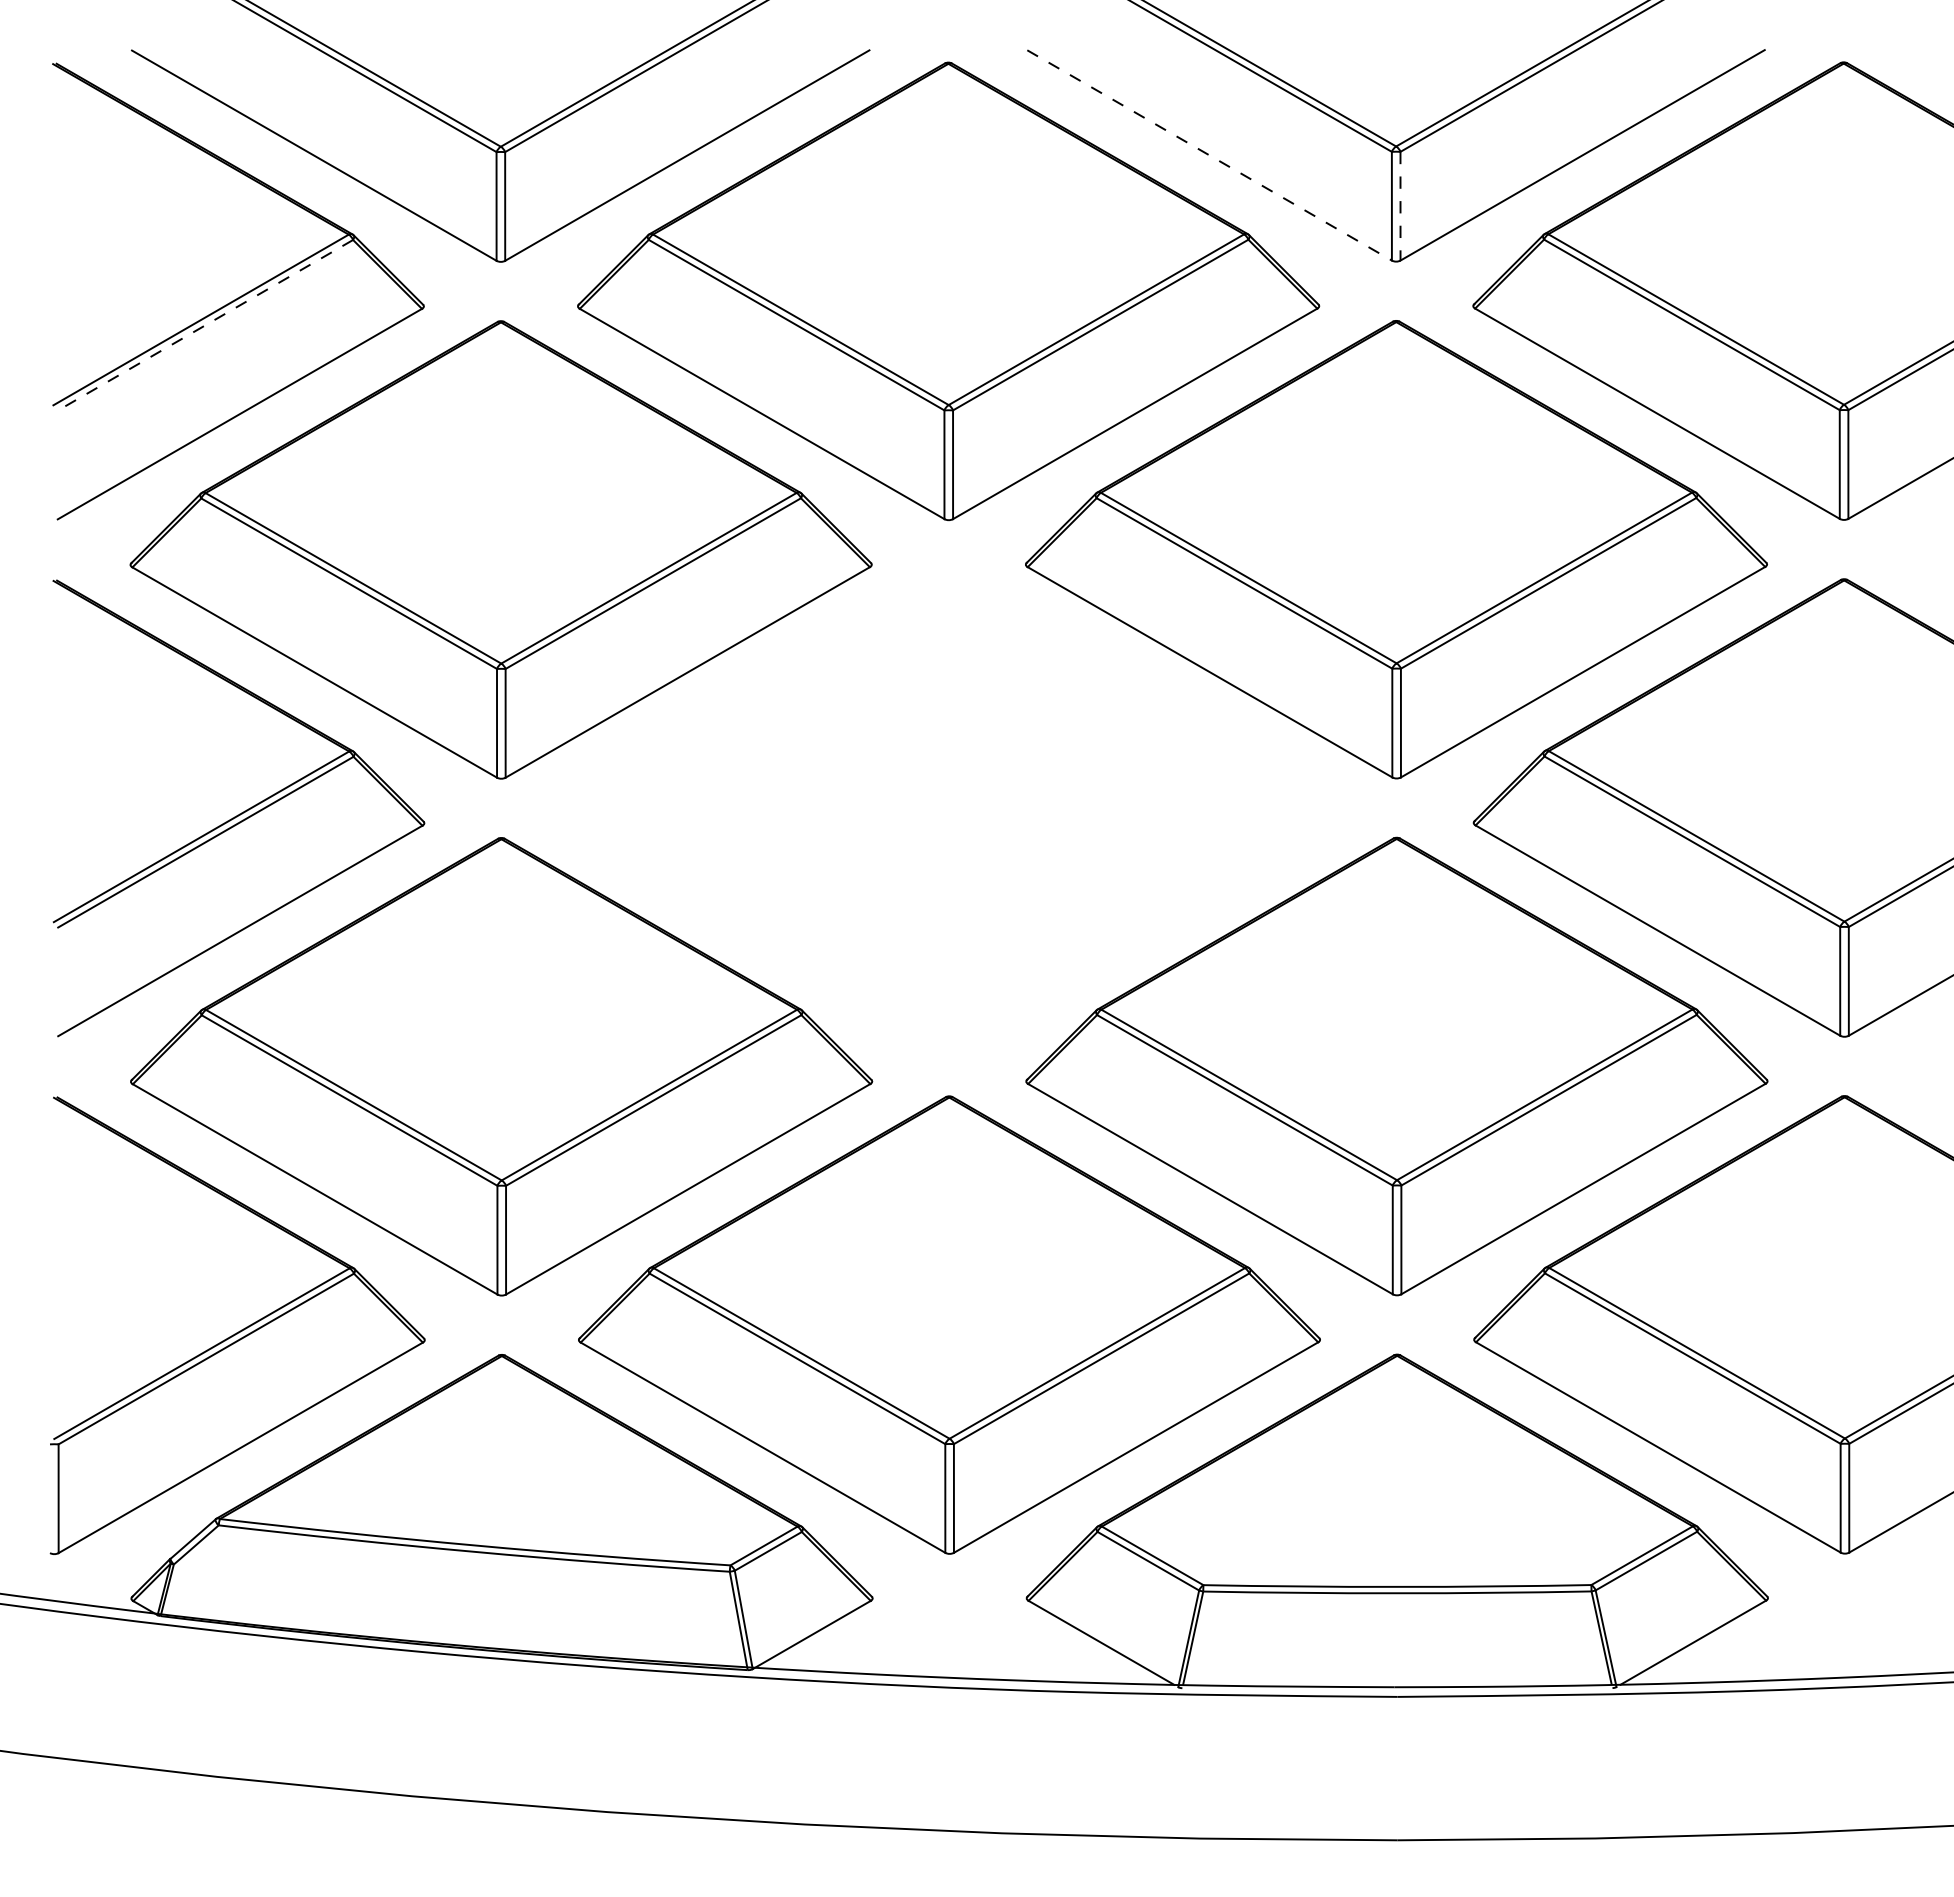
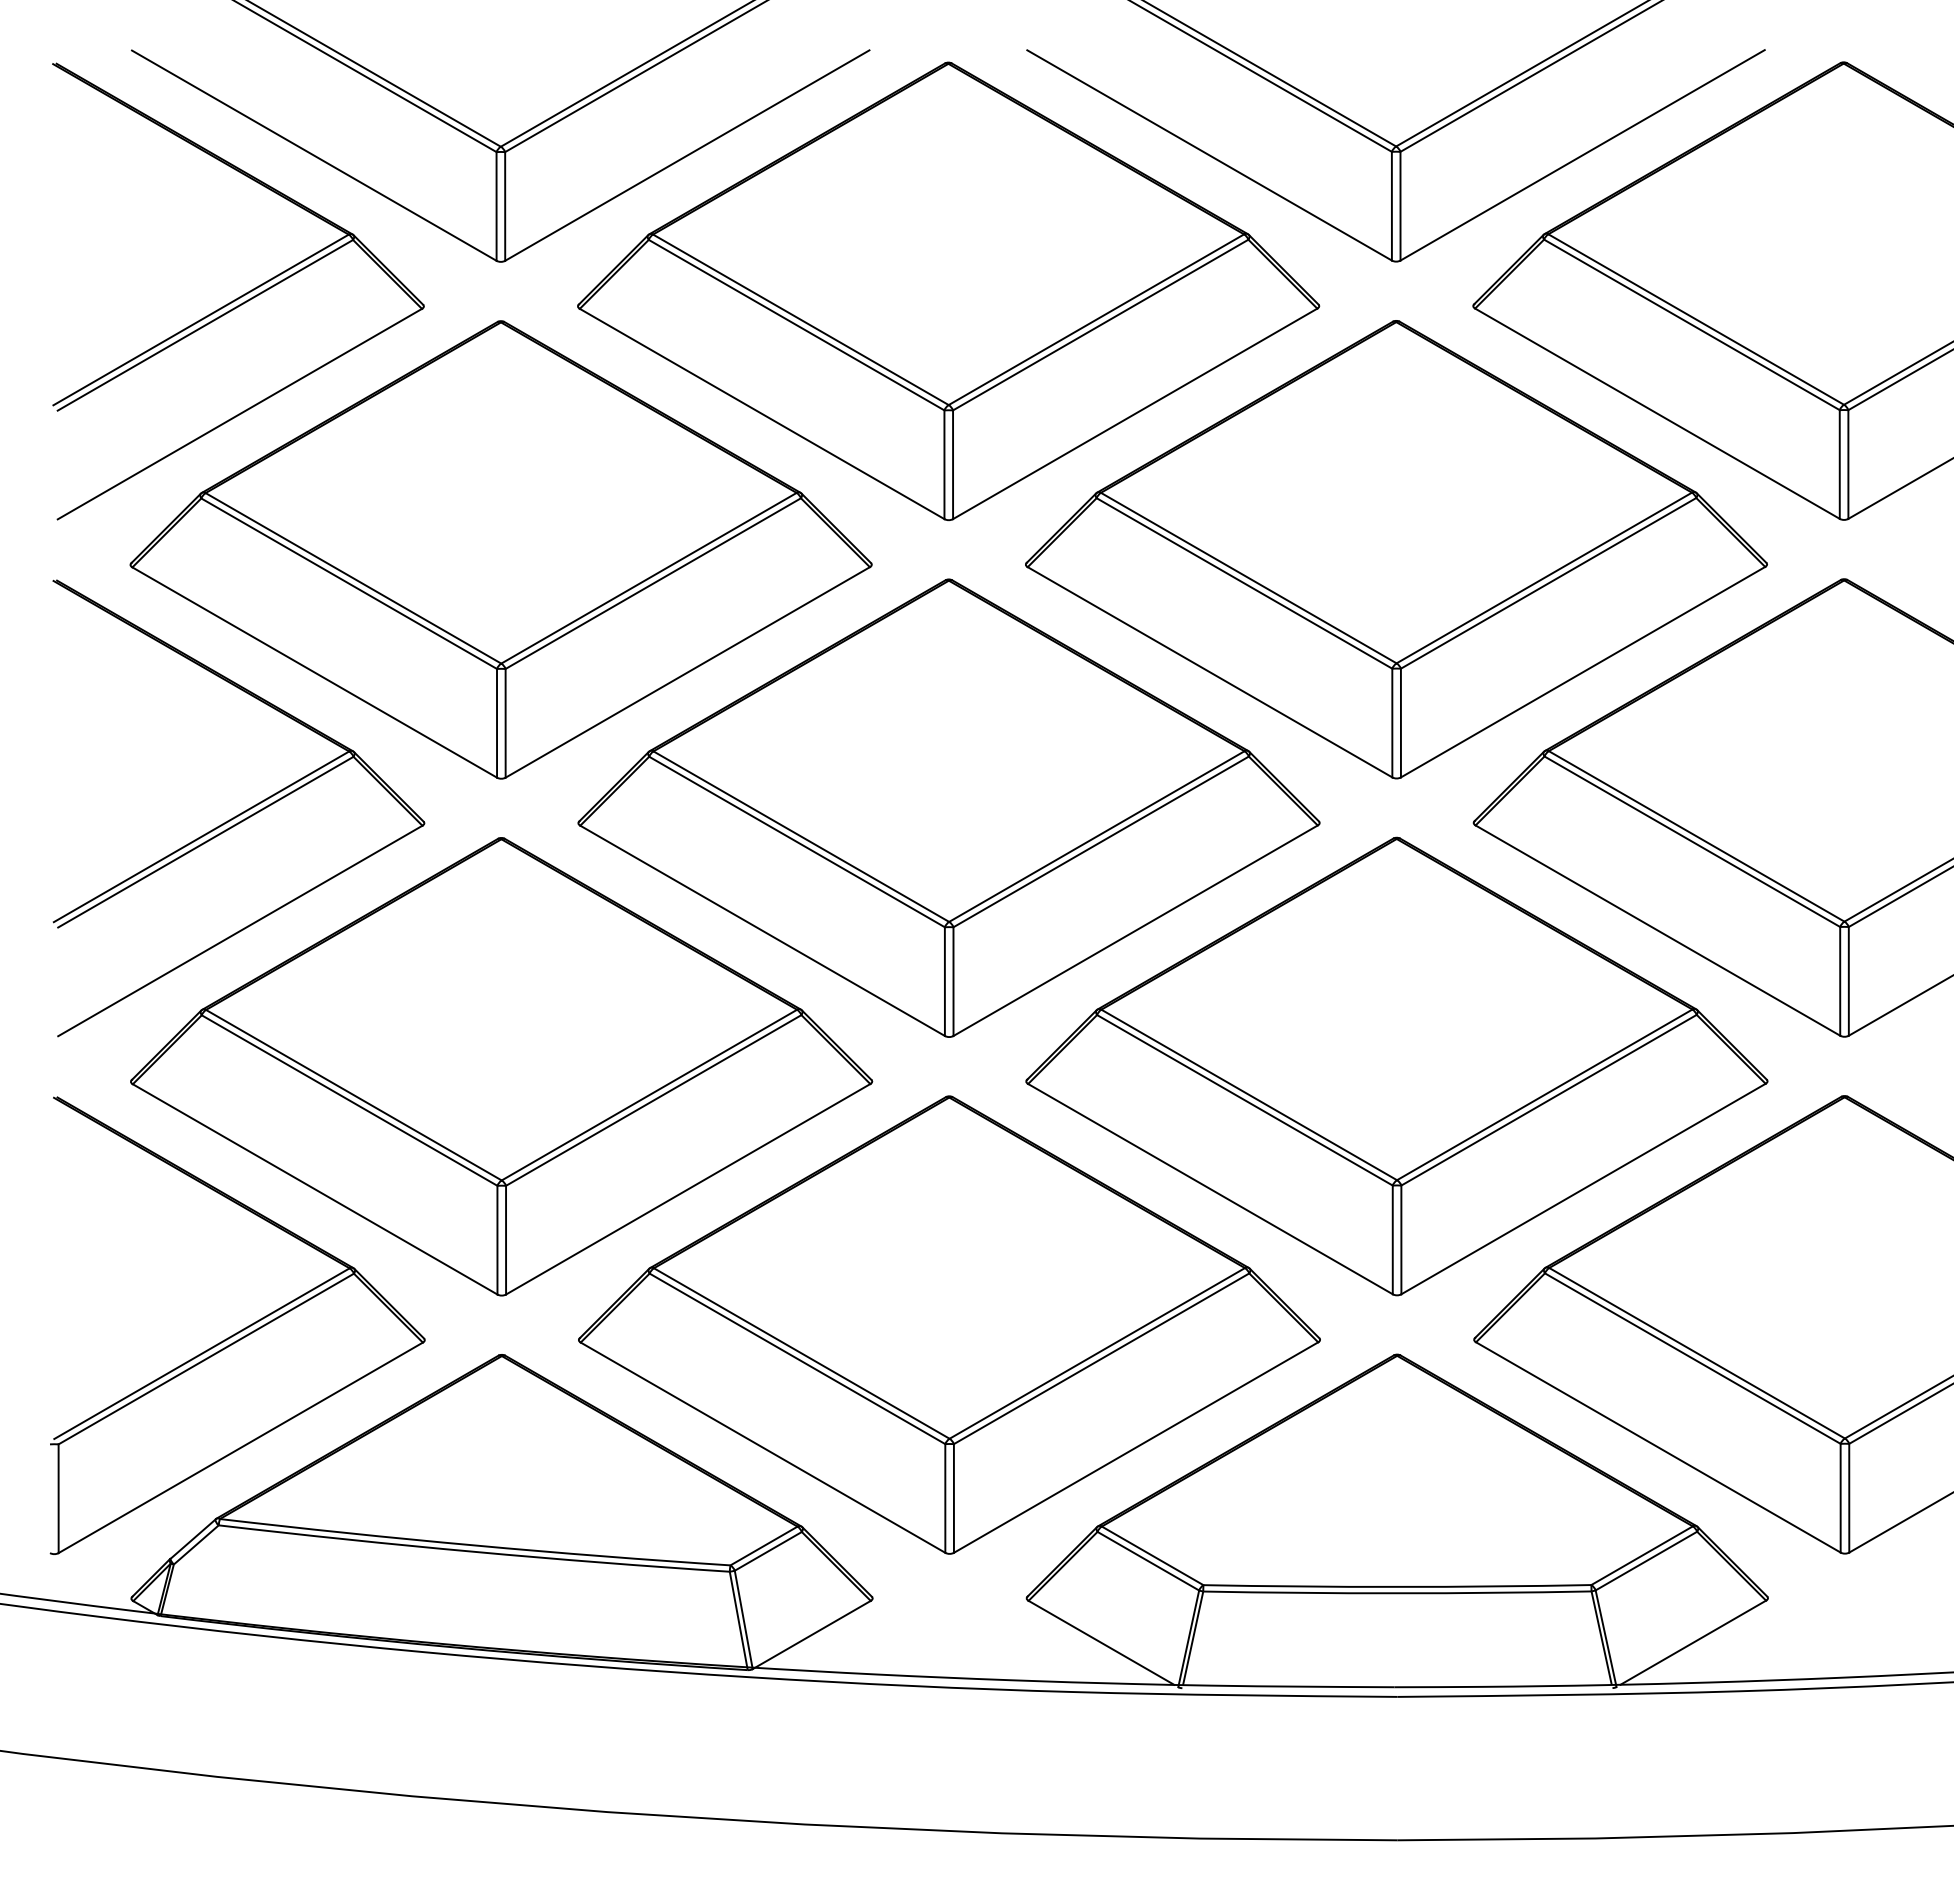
line: dashed -> solid (1210, 155)
line: dashed -> solid (1400, 206)
line: dashed -> solid (205, 325)
part: none -> present (948, 807)
